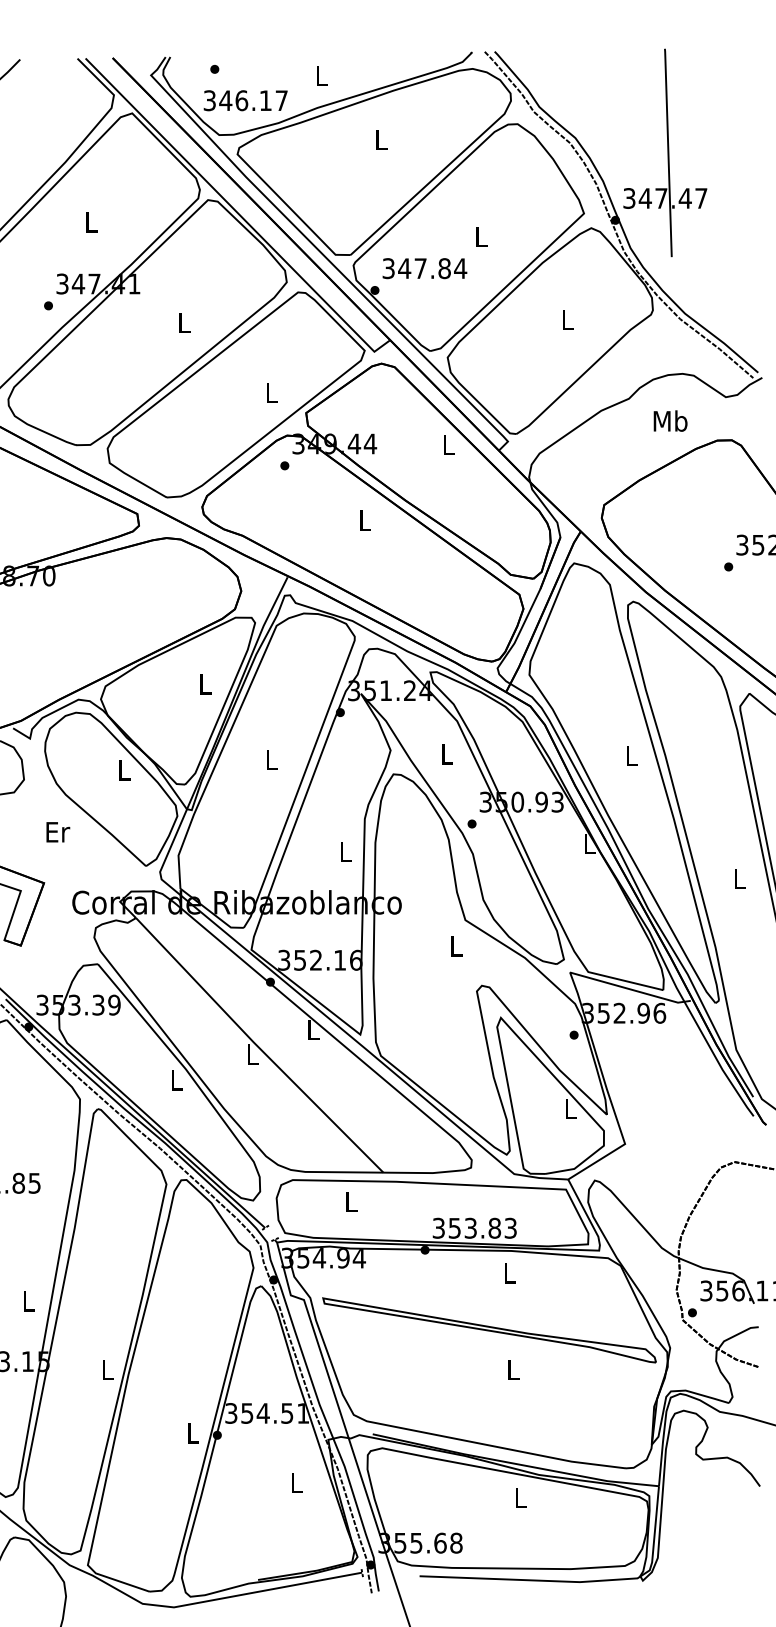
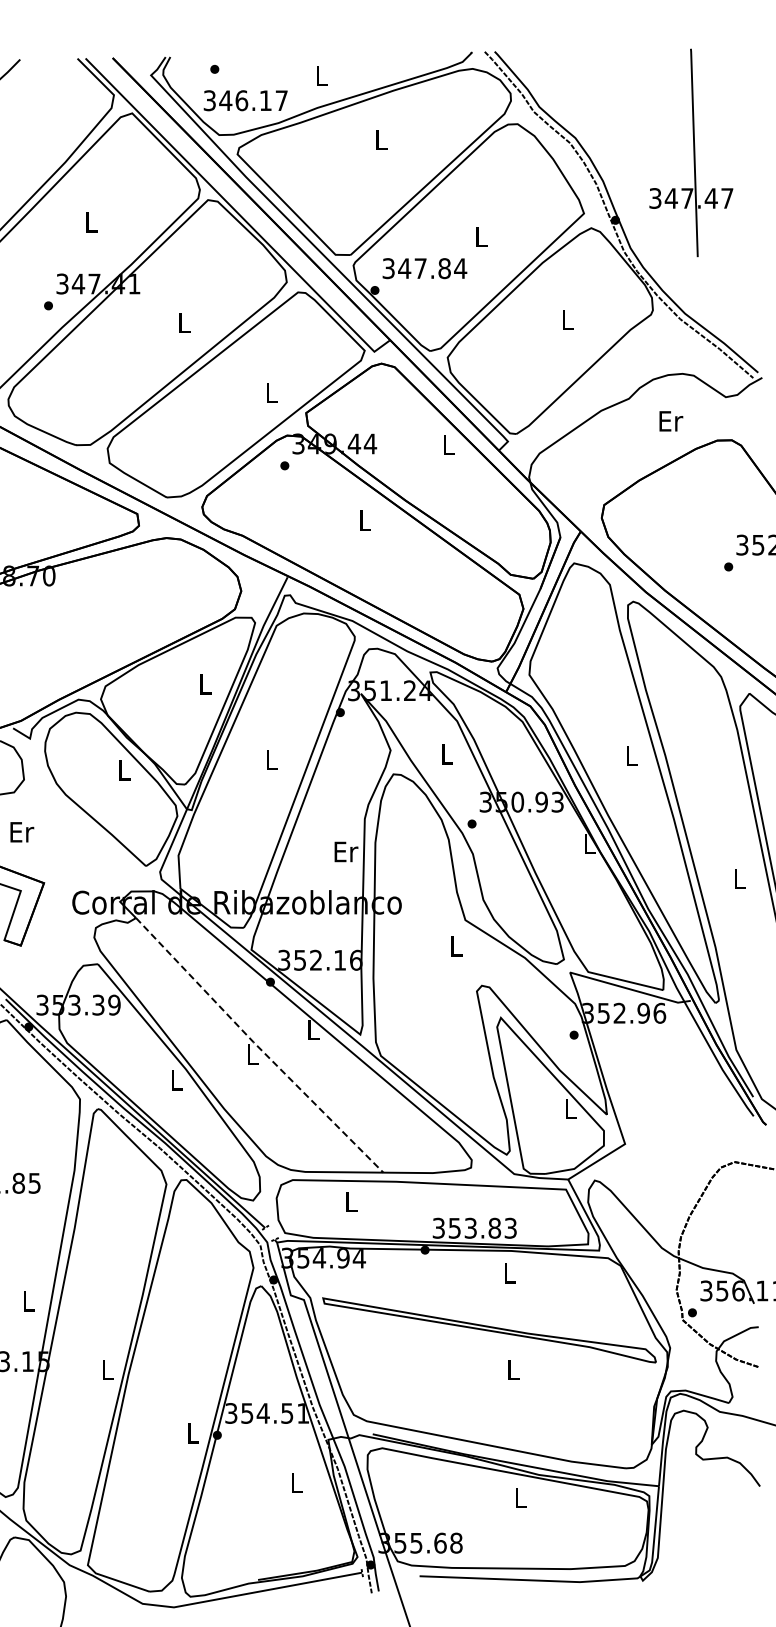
part position: (665, 152) -> (691, 152) (691, 152)
text: Mb -> Er (670, 420)
text position: (58, 832) -> (22, 832) (22, 832)
text: L -> Er (346, 851)
line: solid -> dashed (258, 1047)
